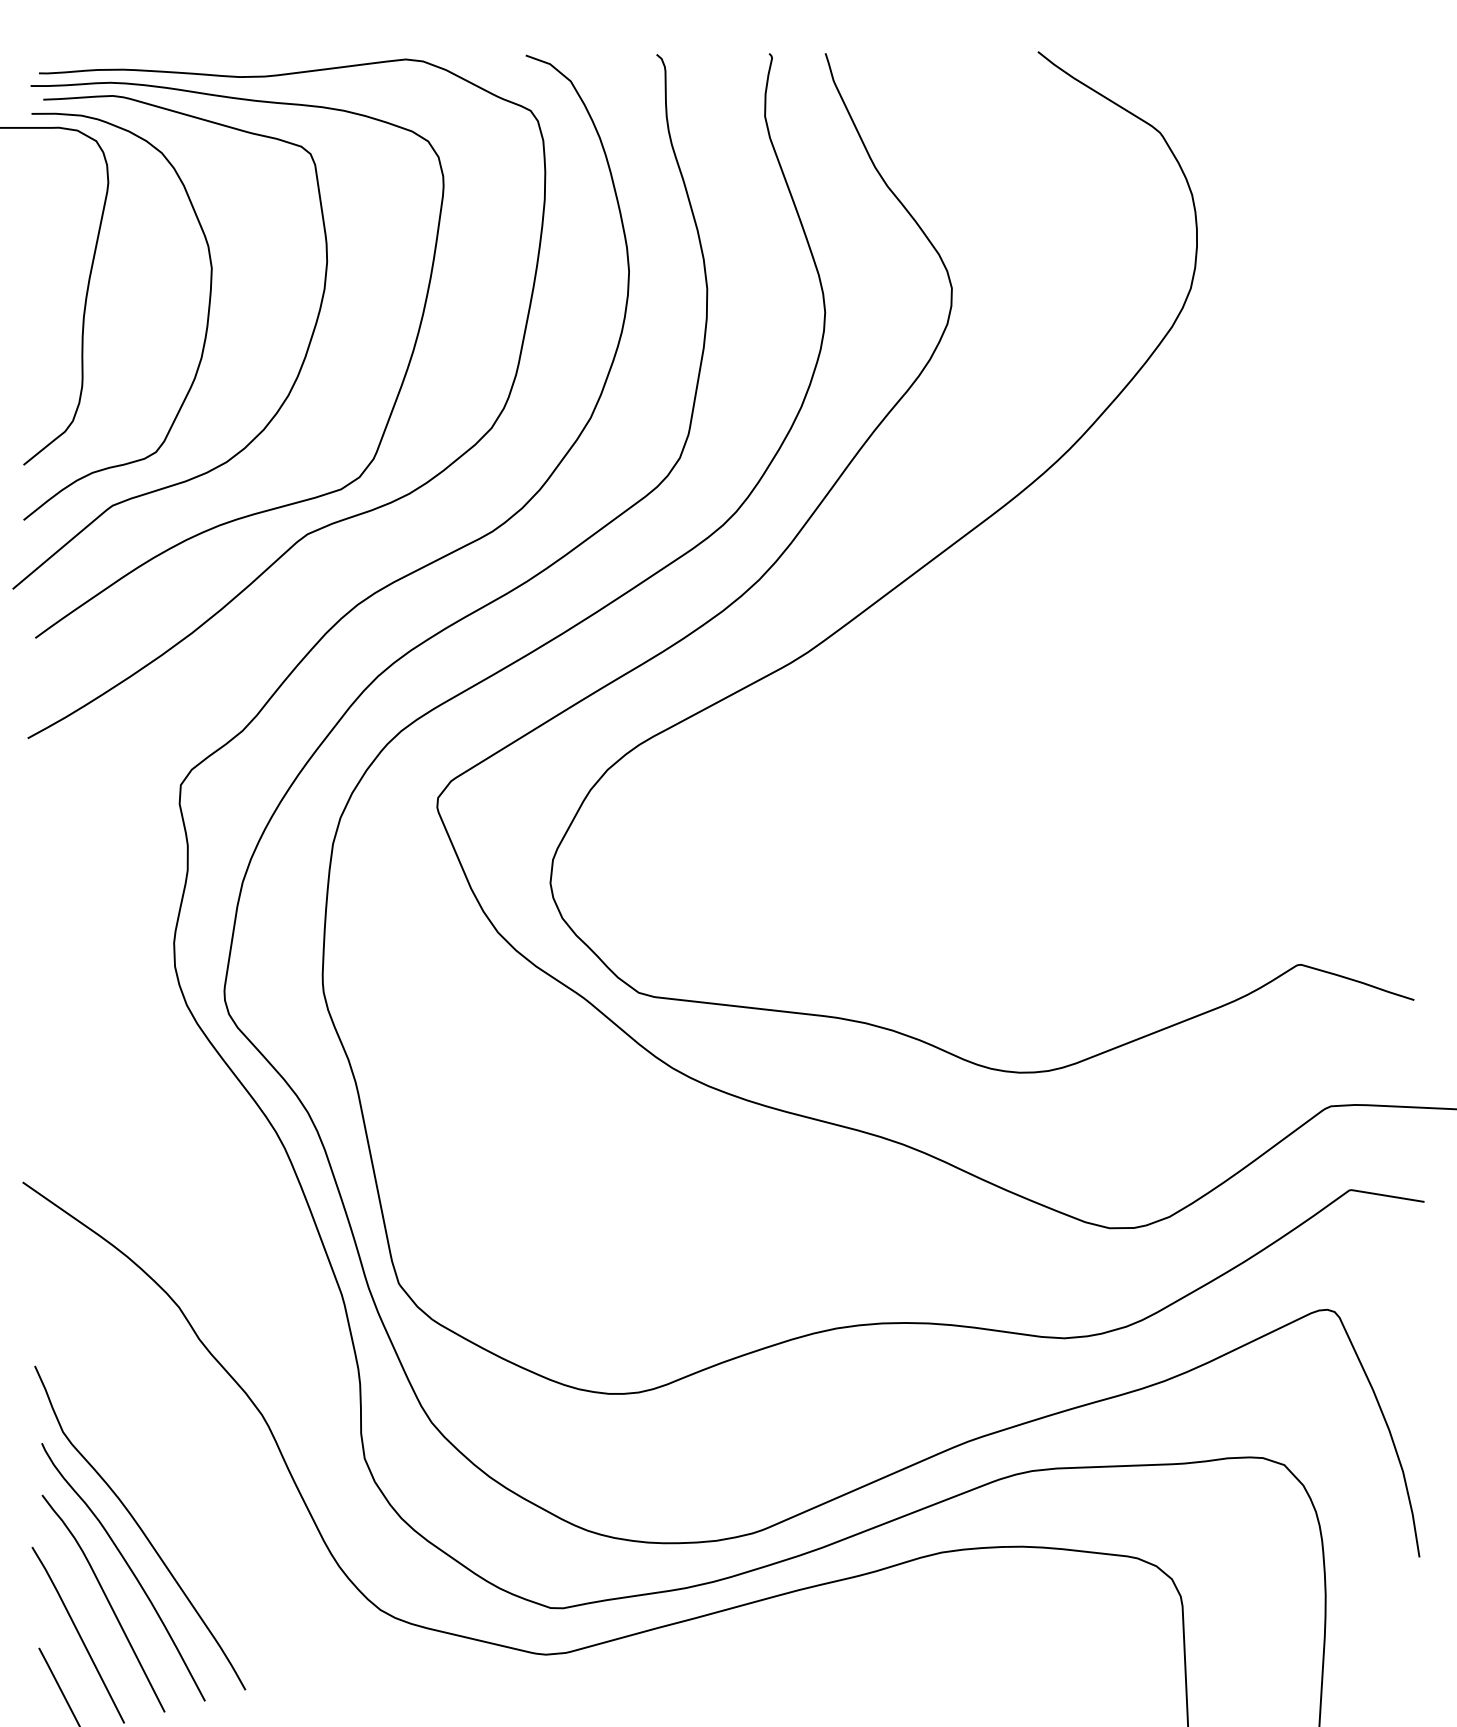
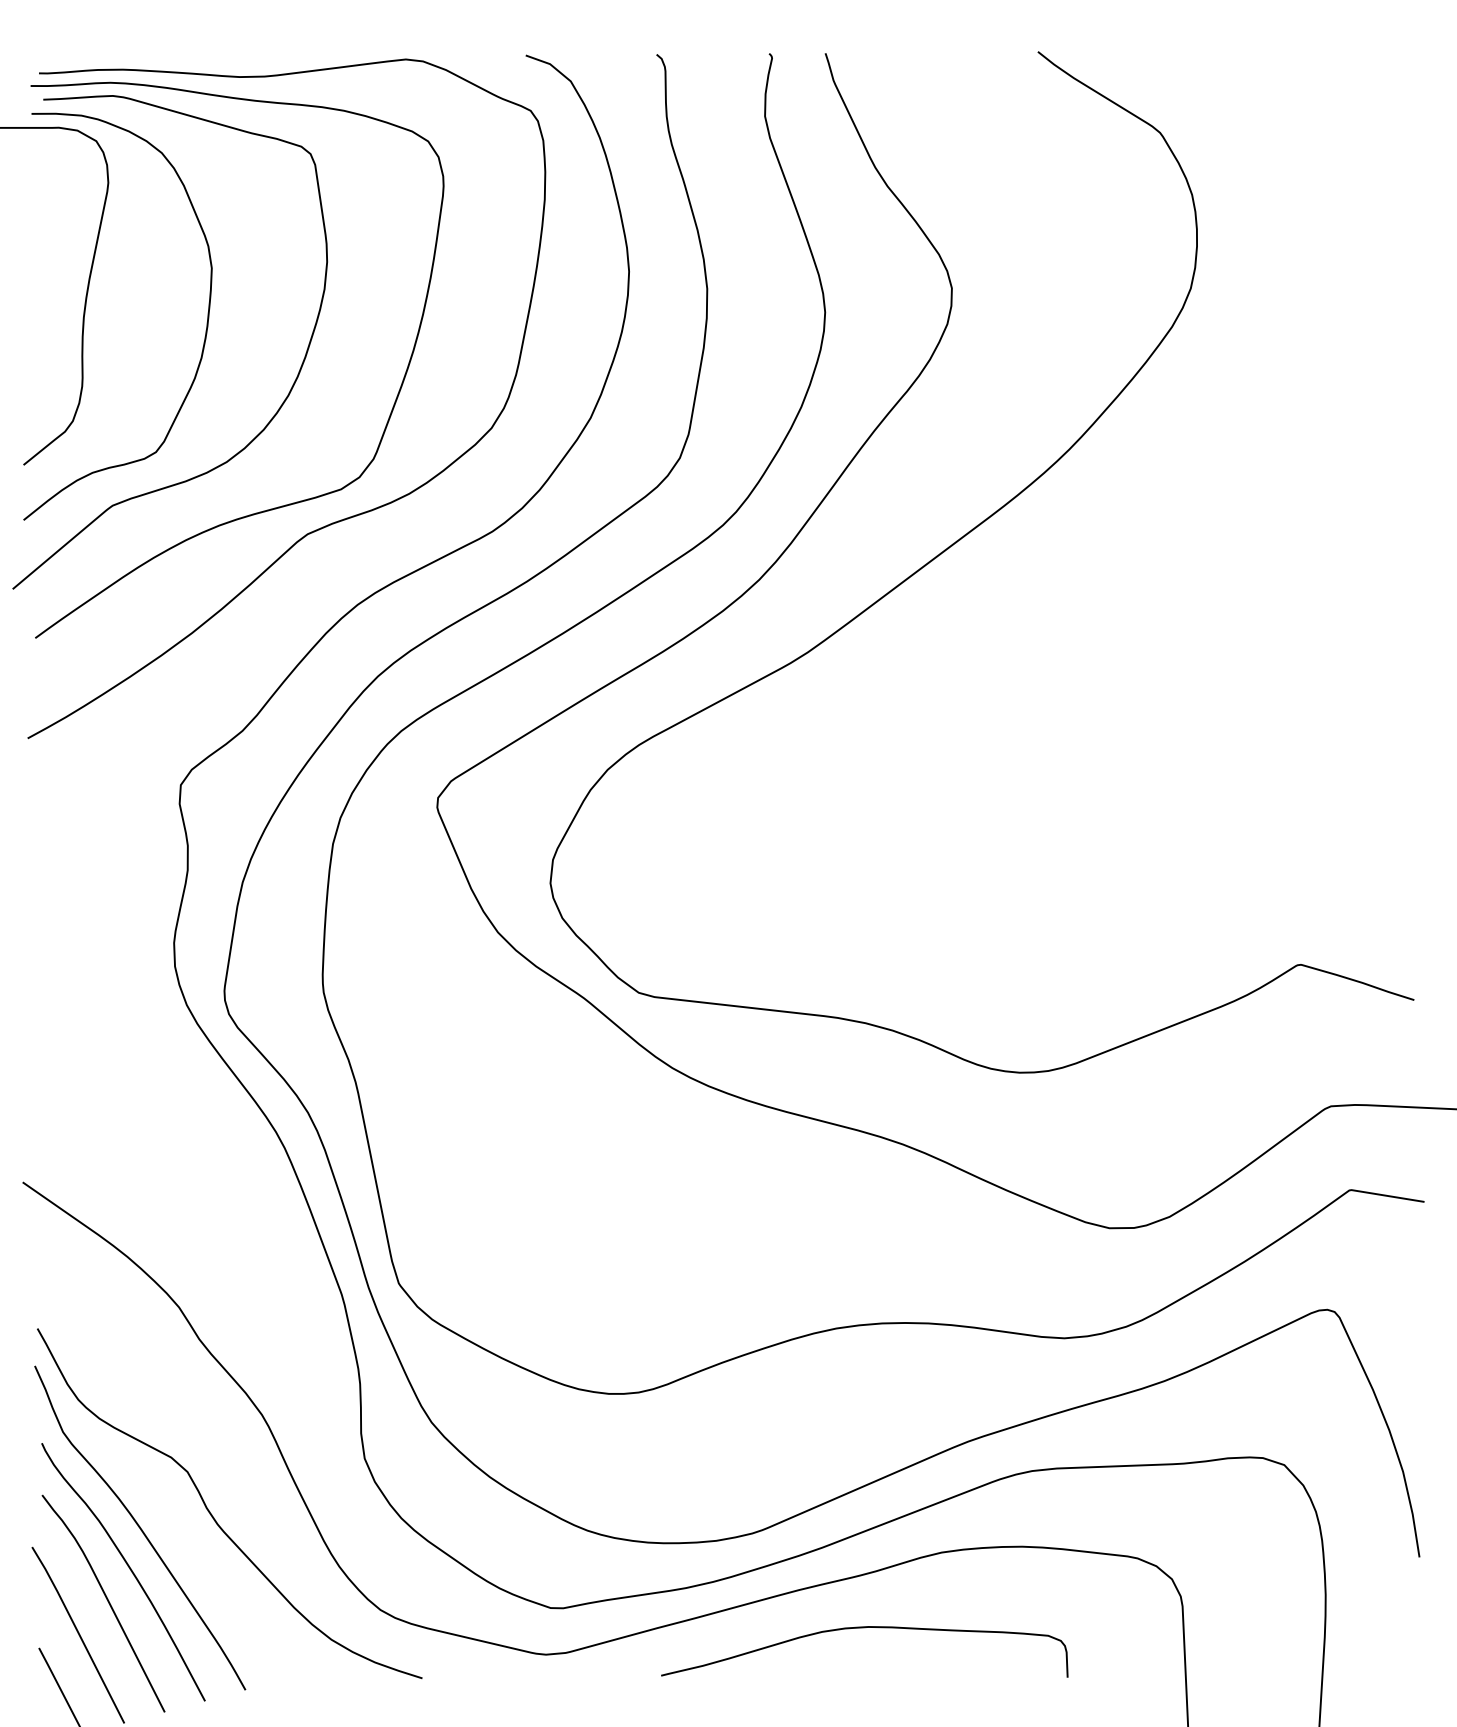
curve: none -> present (212, 1514)
curve: none -> present (864, 1628)
